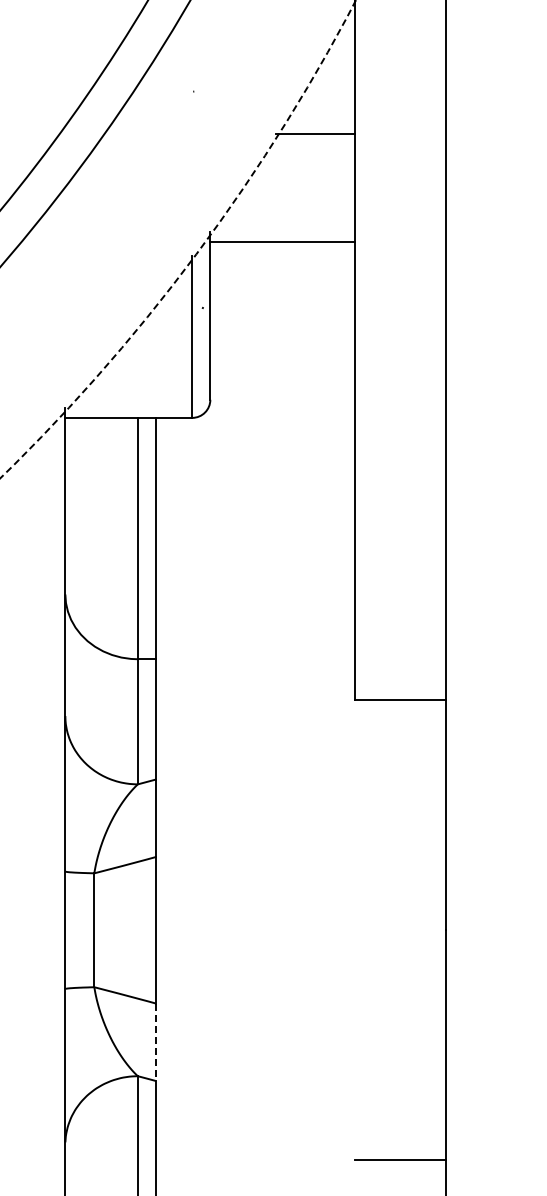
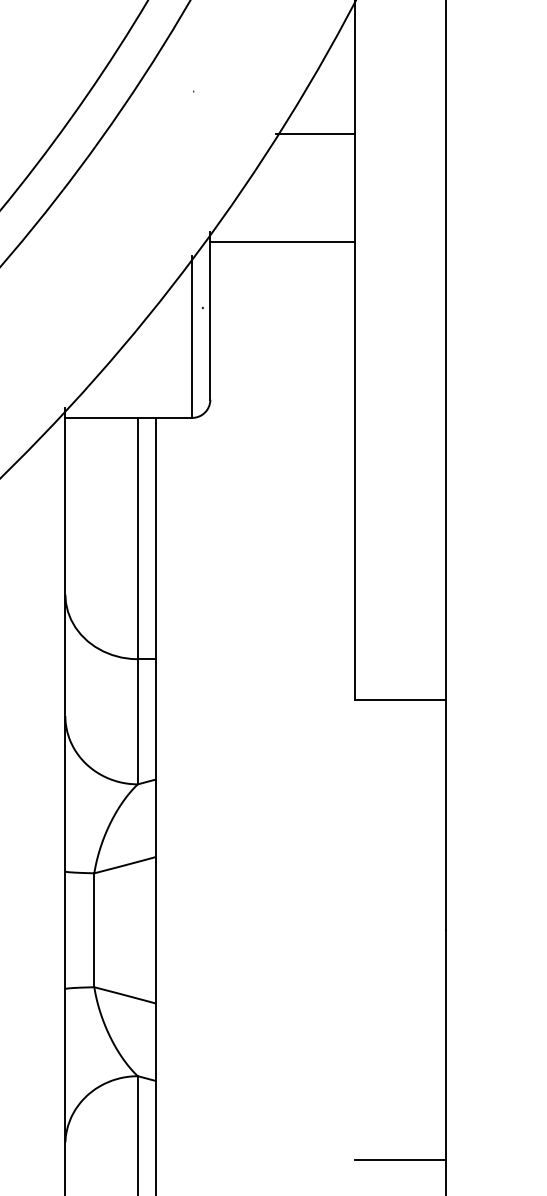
arc: dashed -> solid (198, 251)
line: dashed -> solid (155, 1042)
